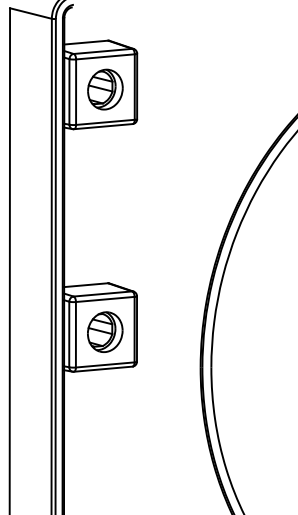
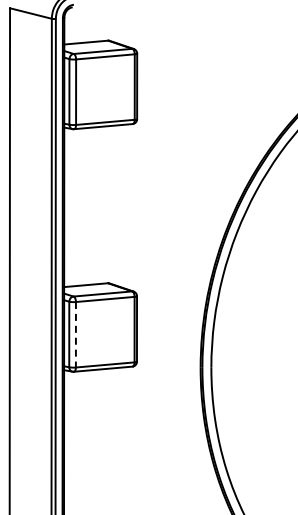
part: present -> none (105, 89)
part: present -> none (105, 331)
line: solid -> dashed (75, 334)
